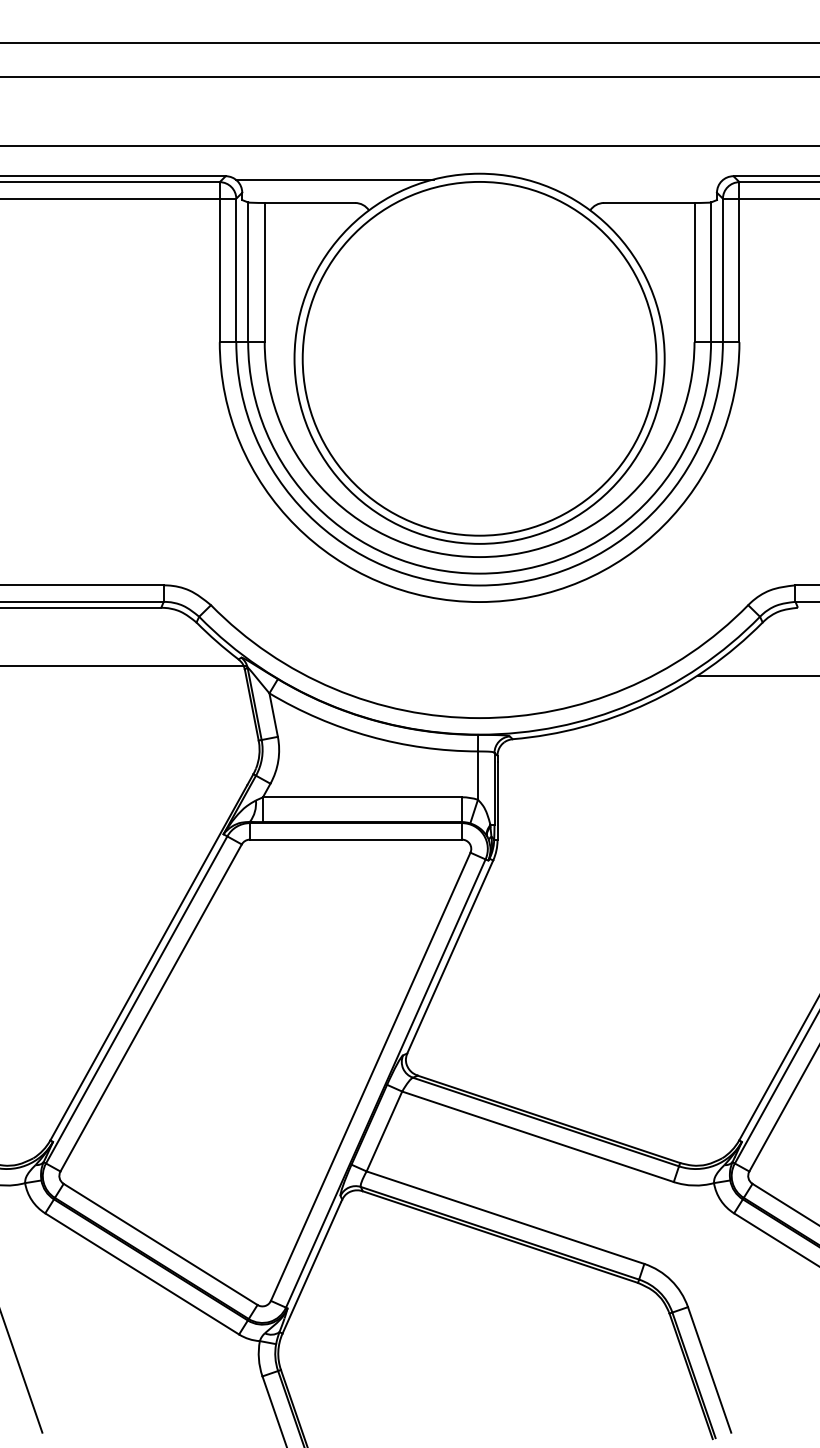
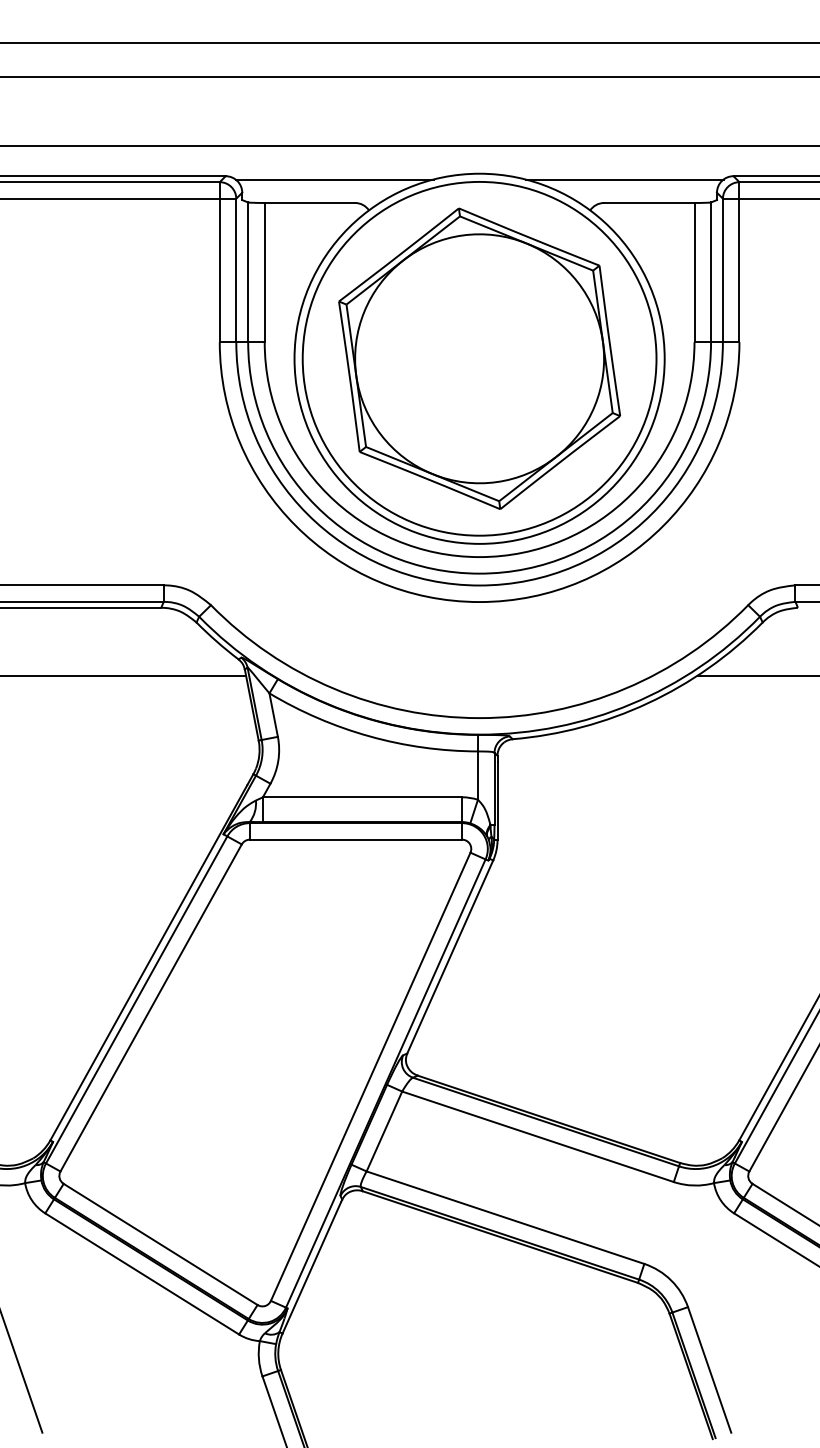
line: none -> present (624, 179)
part: none -> present (479, 358)
line position: (124, 665) -> (124, 675) (124, 675)
